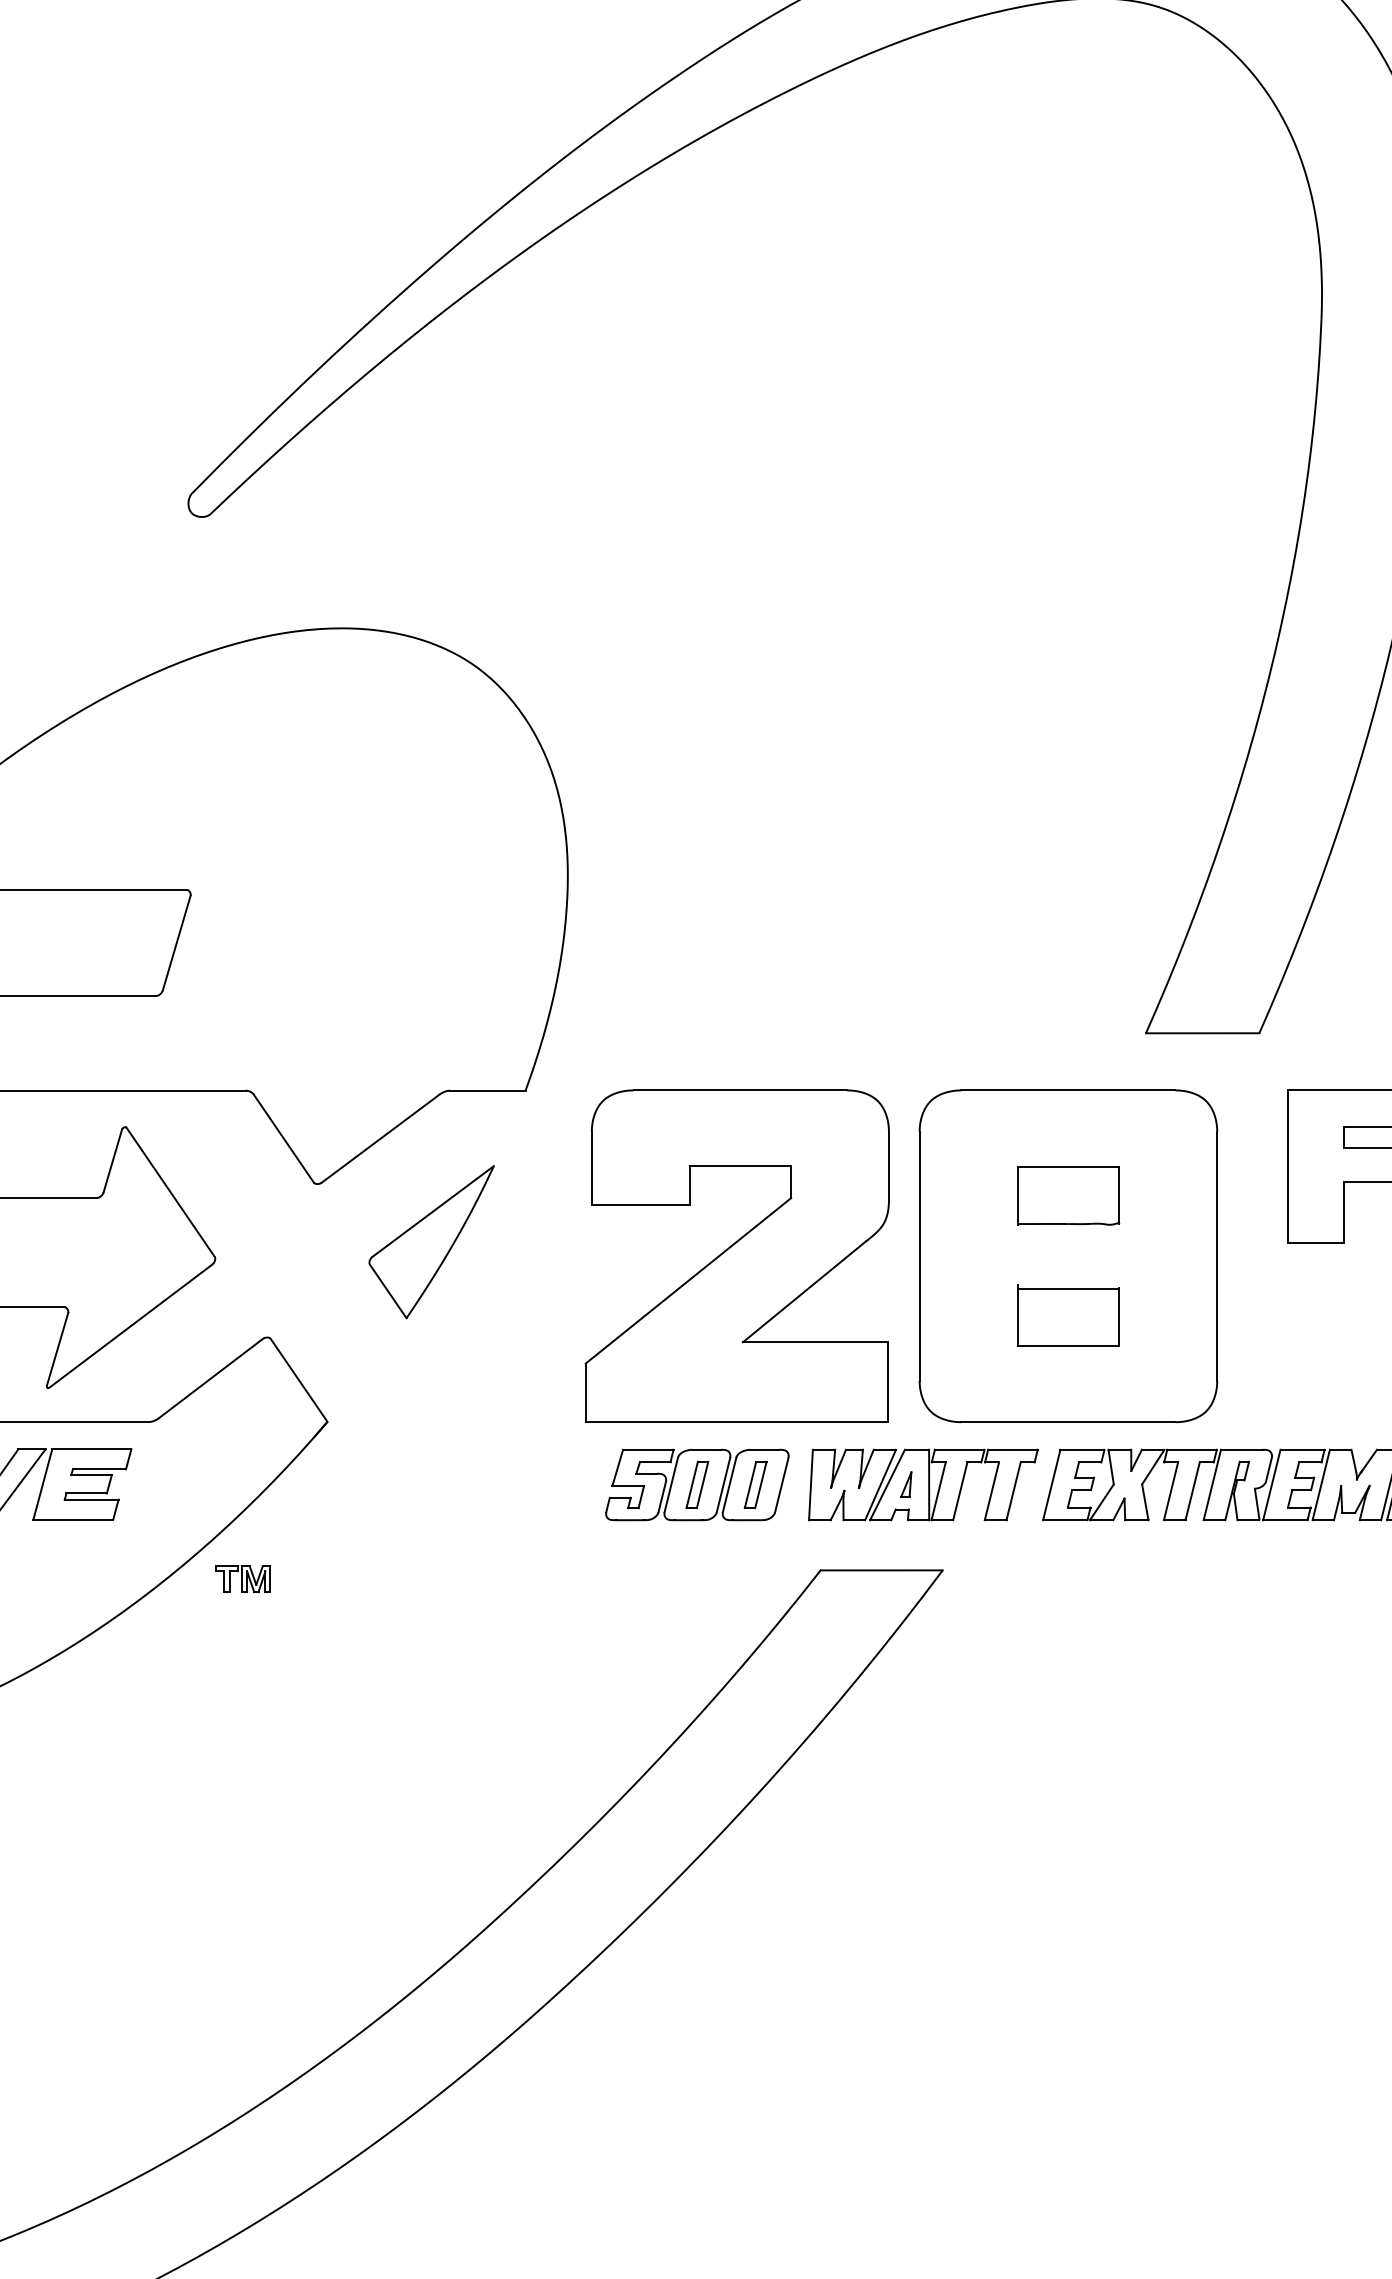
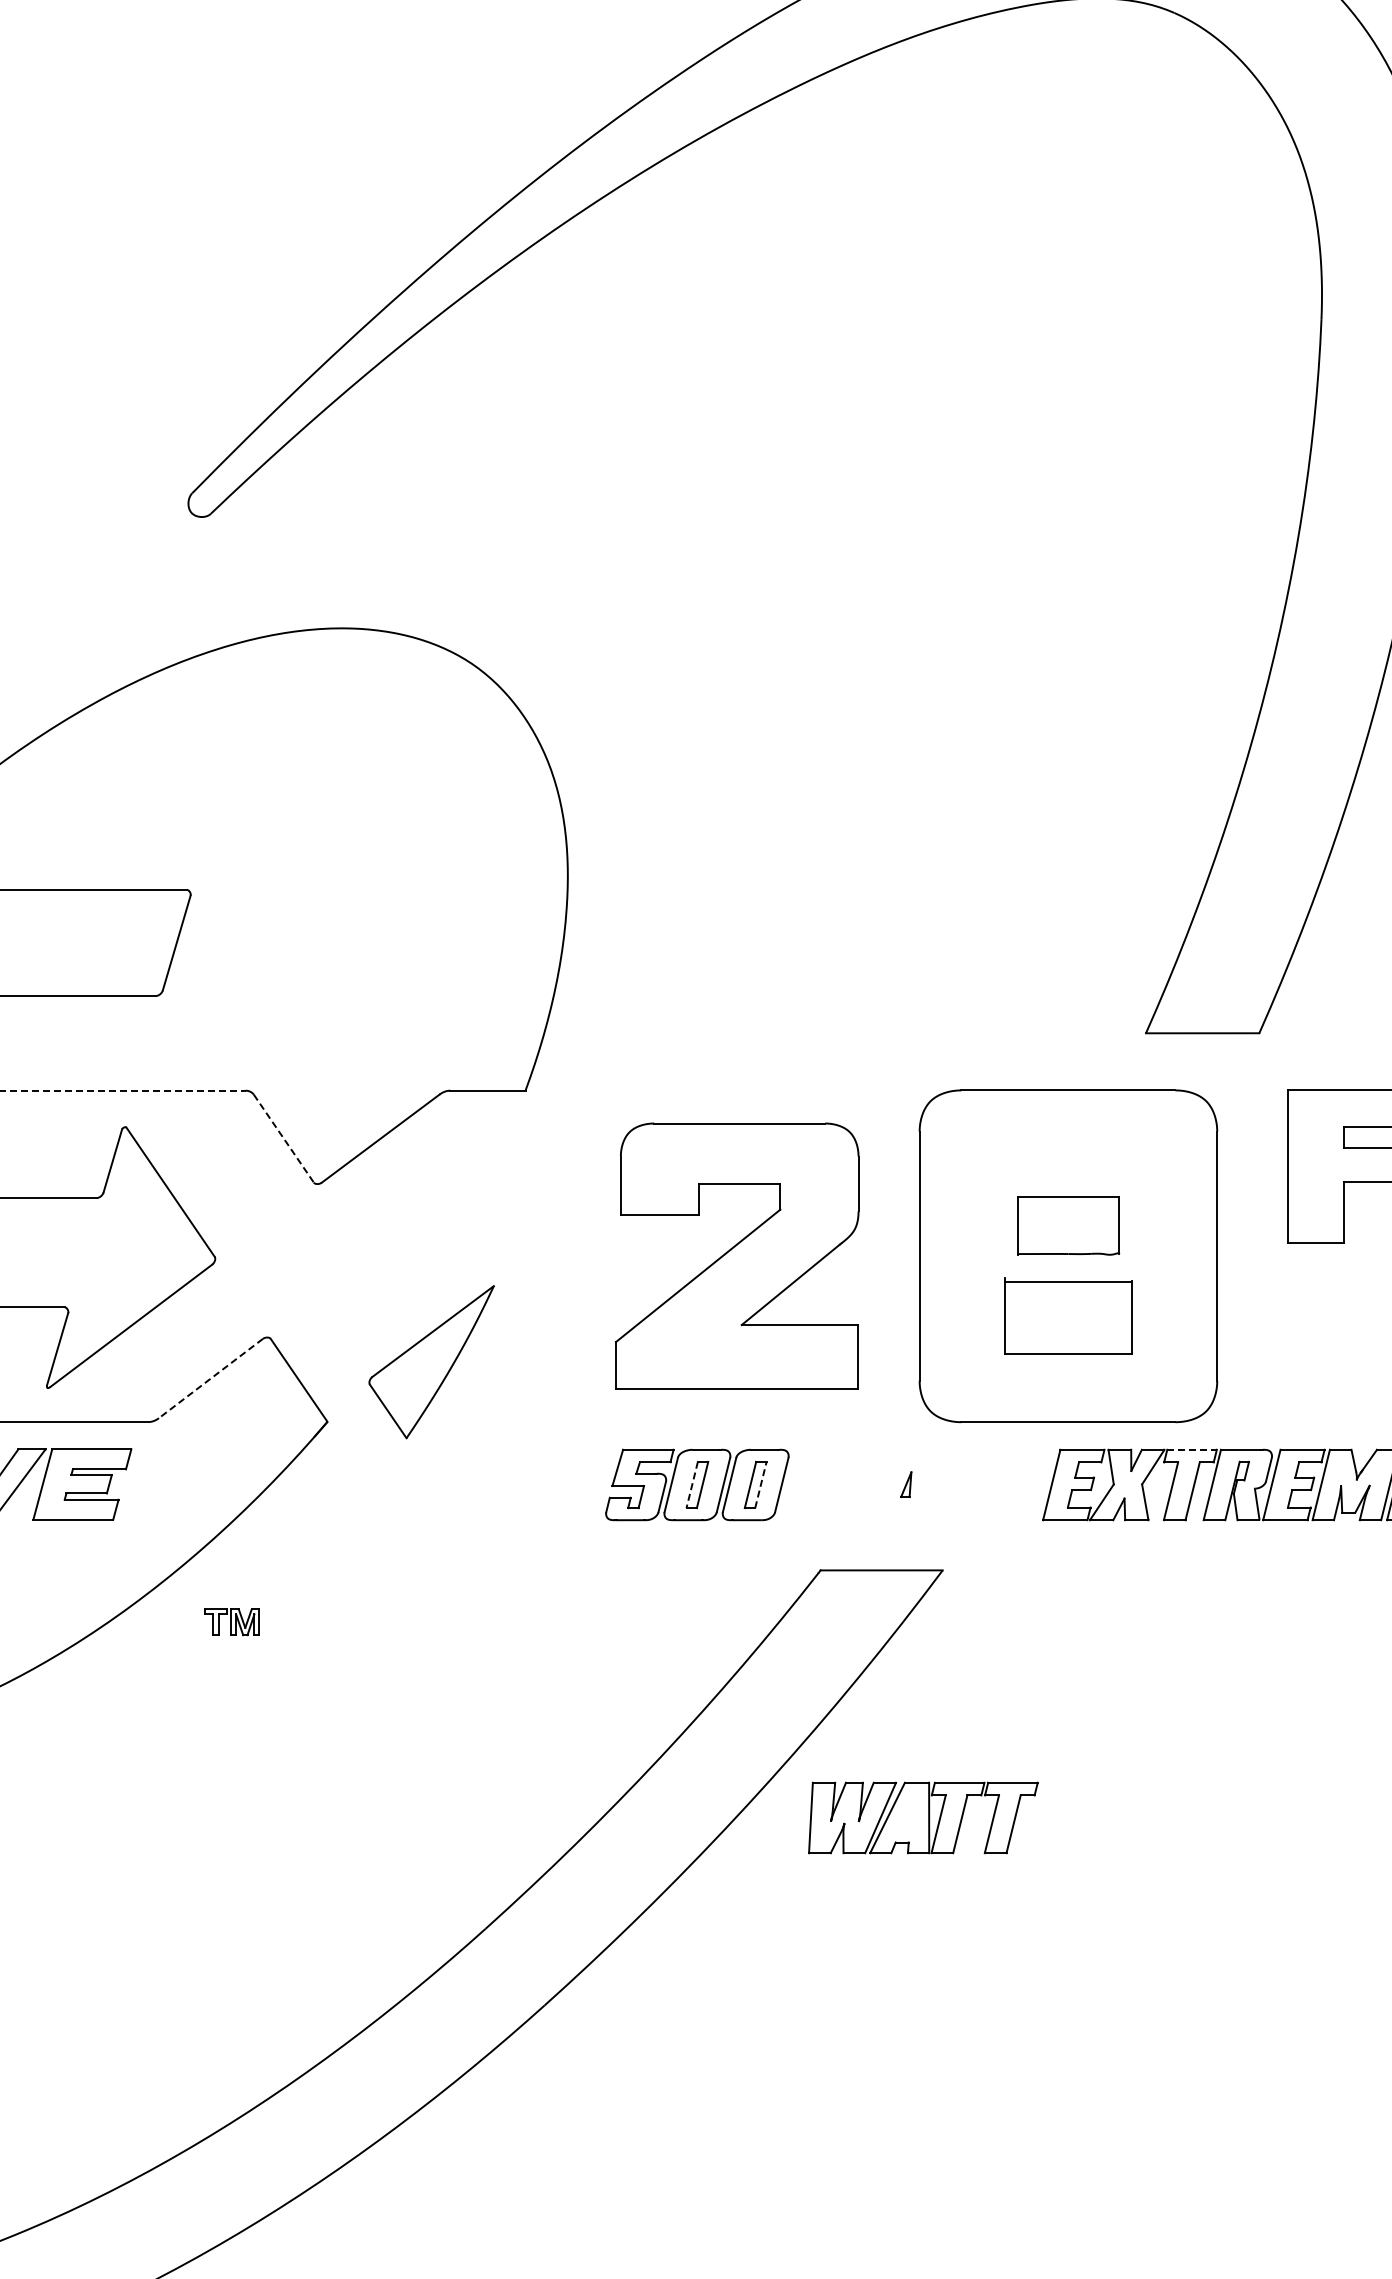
line: solid -> dashed (123, 1090)
line: solid -> dashed (284, 1139)
part position: (1068, 1195) -> (1068, 1225) (1068, 1225)
part position: (431, 1242) -> (431, 1362) (431, 1362)
part size: 306x334 px -> 245x268 px (737, 1255)
part size: 103x63 px -> 129x78 px (1068, 1315)
line: solid -> dashed (210, 1378)
line: solid -> dashed (1192, 1449)
part position: (923, 1484) -> (923, 1817) (923, 1817)
line: solid -> dashed (692, 1485)
line: solid -> dashed (760, 1485)
part position: (242, 1579) -> (231, 1622) (231, 1622)
